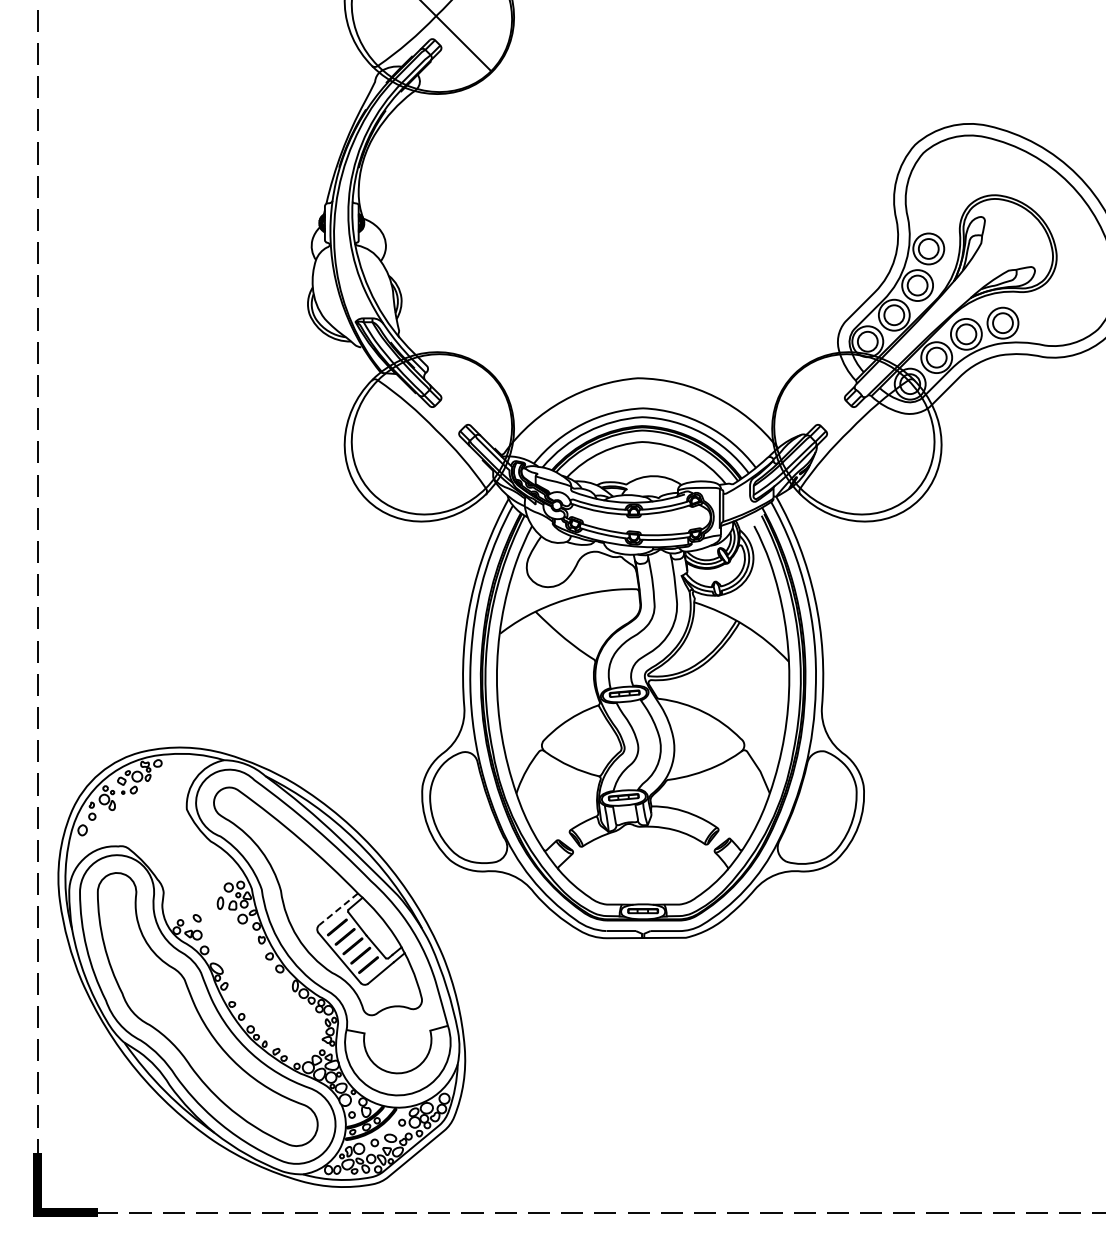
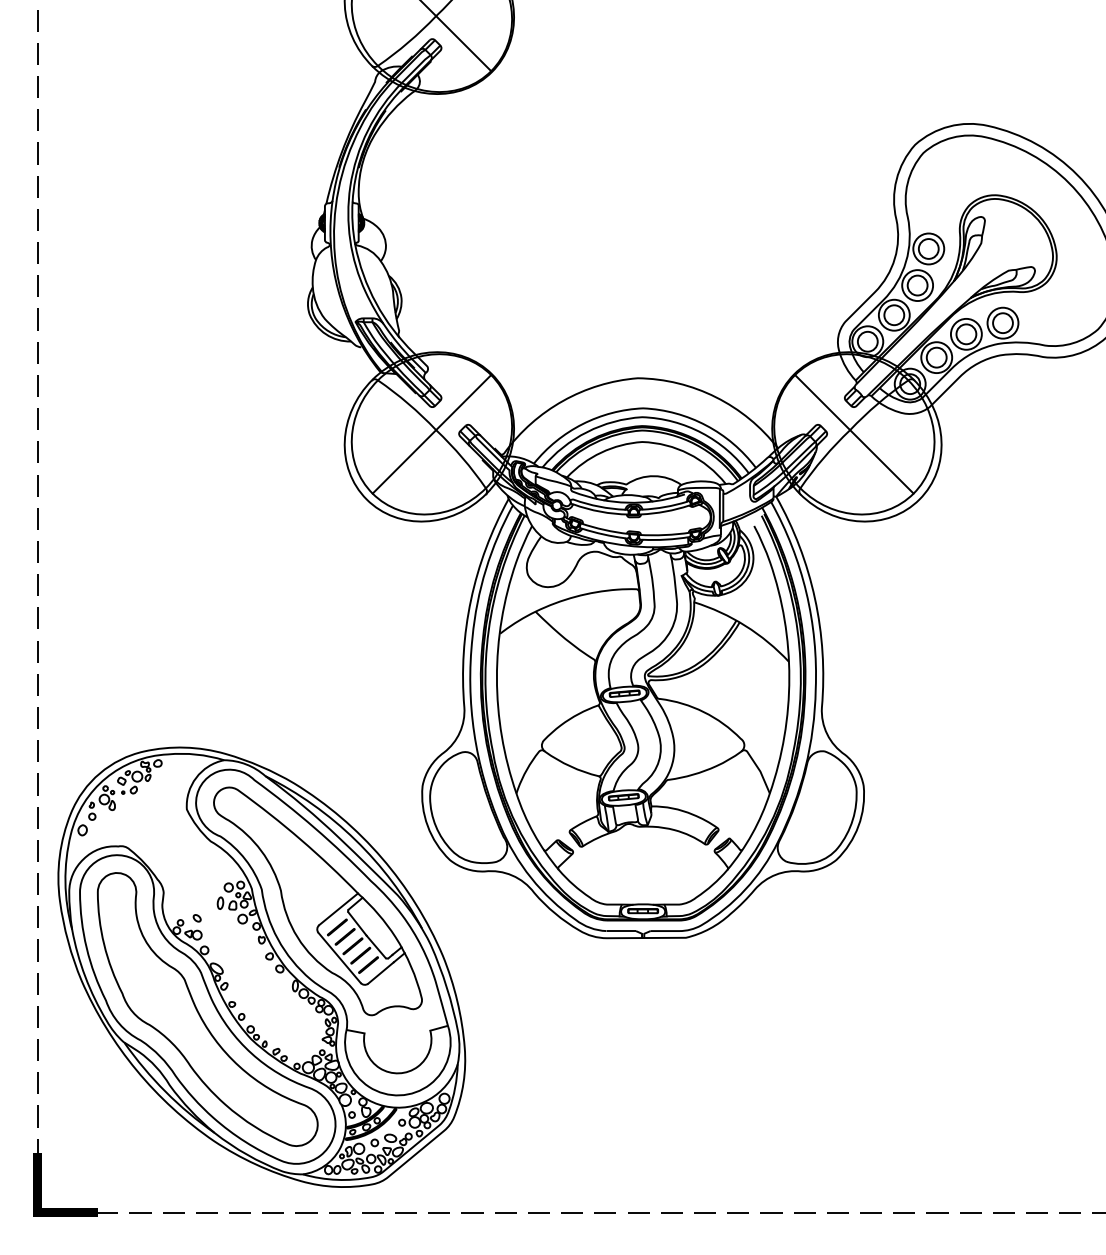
line: none -> present (431, 434)
line: none -> present (854, 434)
line: dashed -> solid (338, 909)
